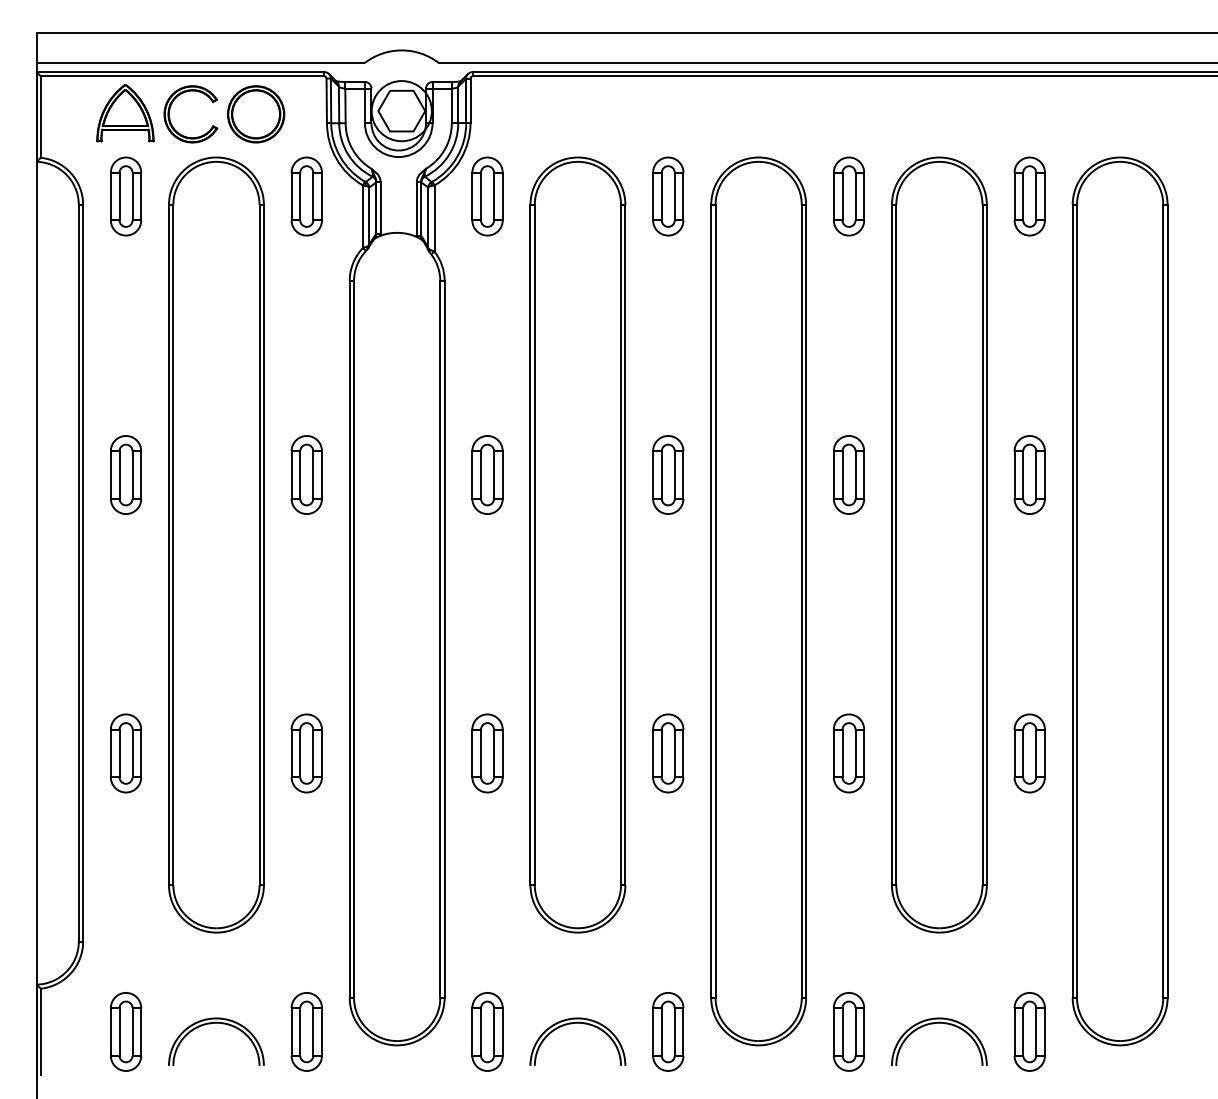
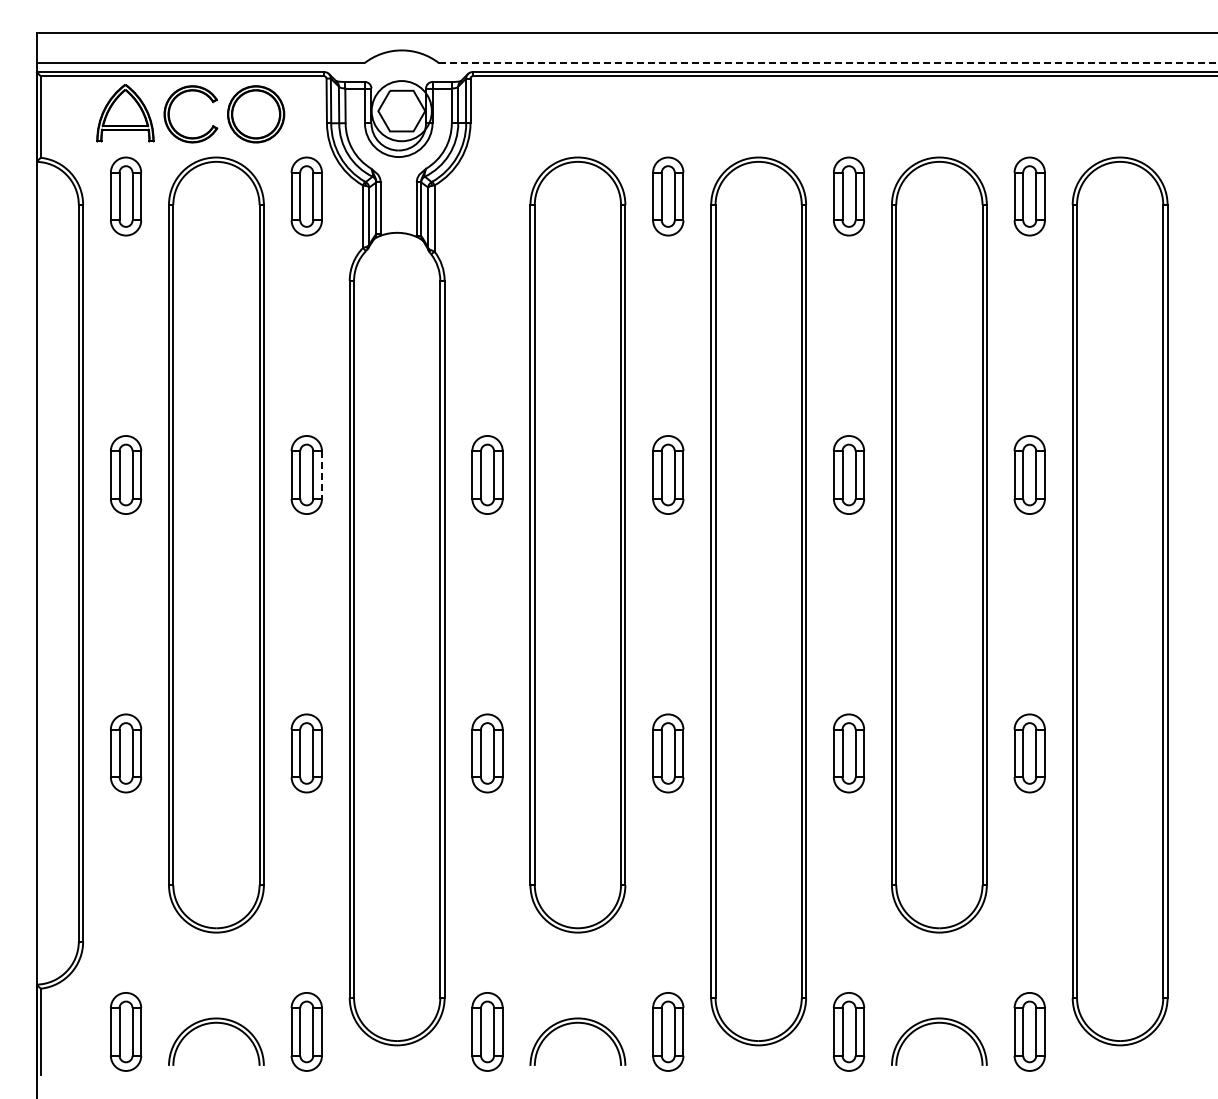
line: solid -> dashed (829, 63)
part: present -> none (487, 196)
line: solid -> dashed (321, 475)
